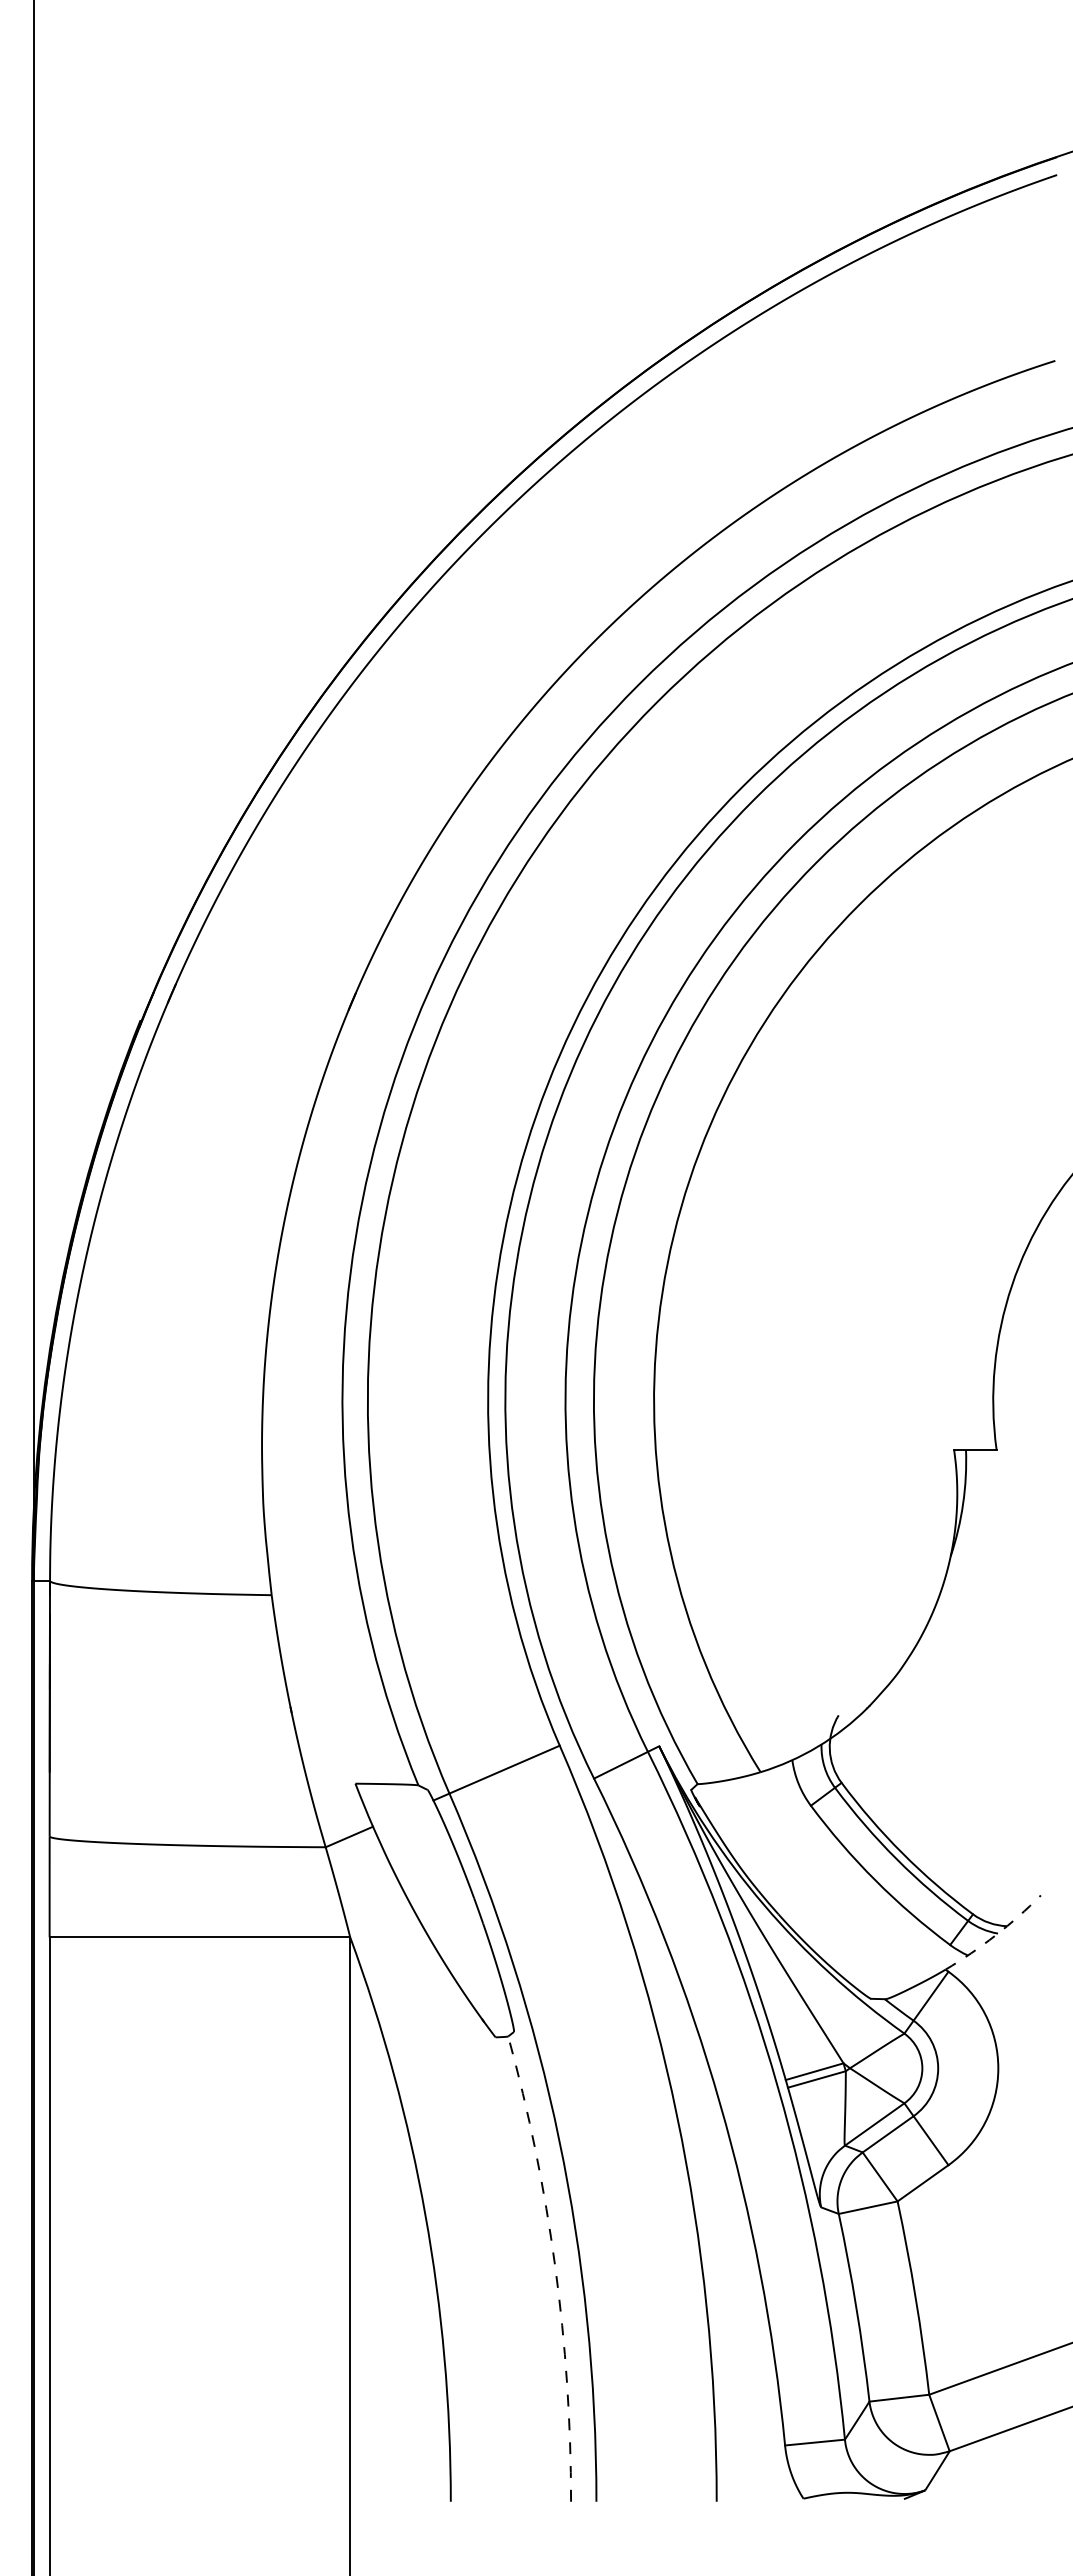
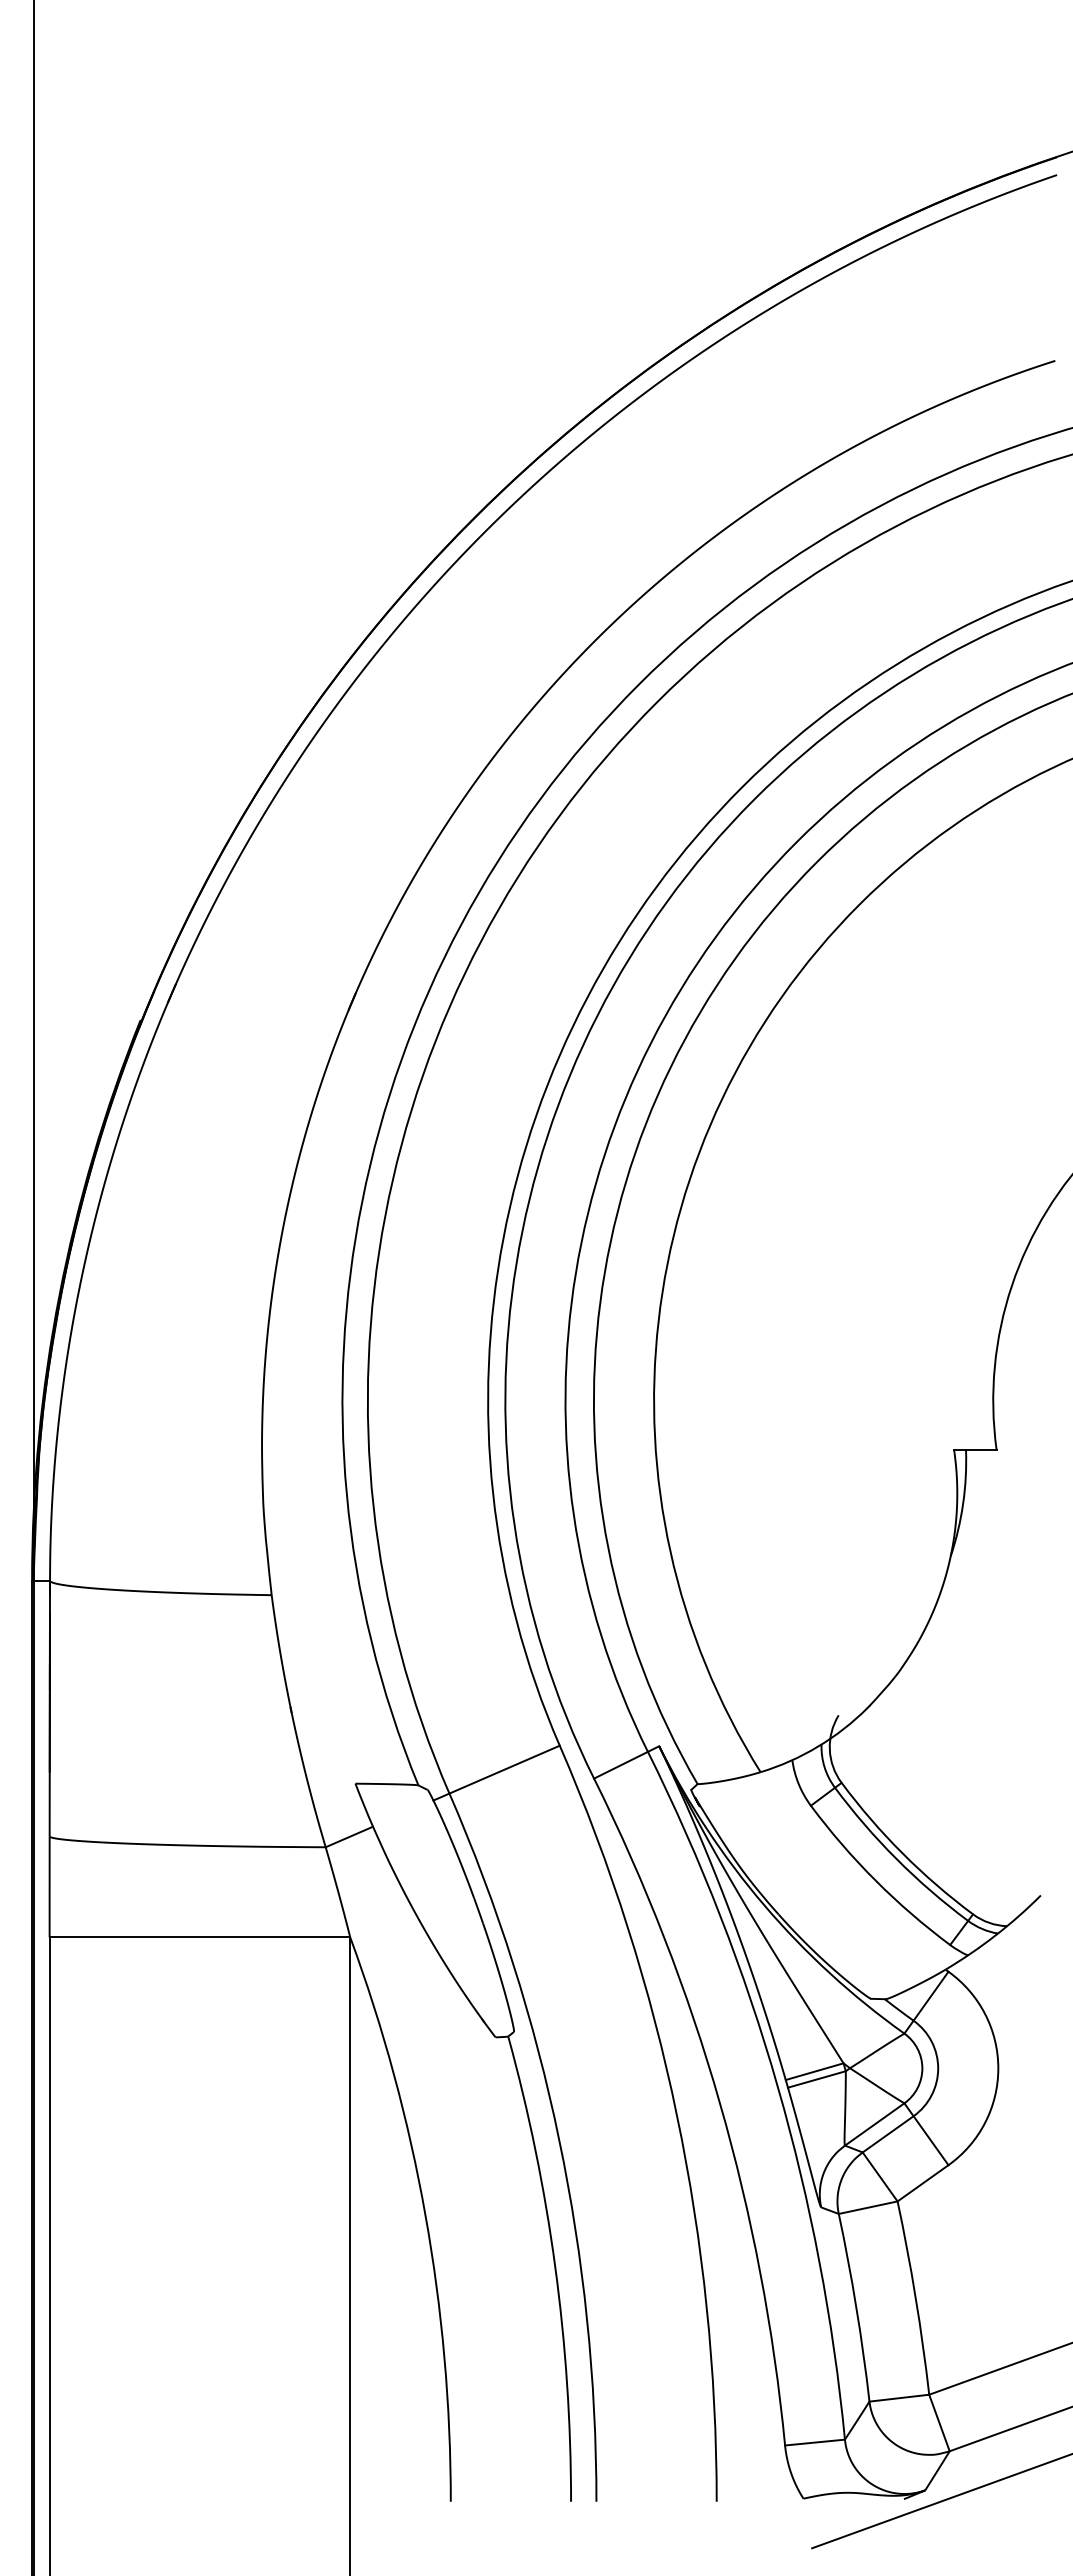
arc: dashed -> solid (995, 1935)
arc: dashed -> solid (555, 2267)
line: none -> present (940, 2501)
